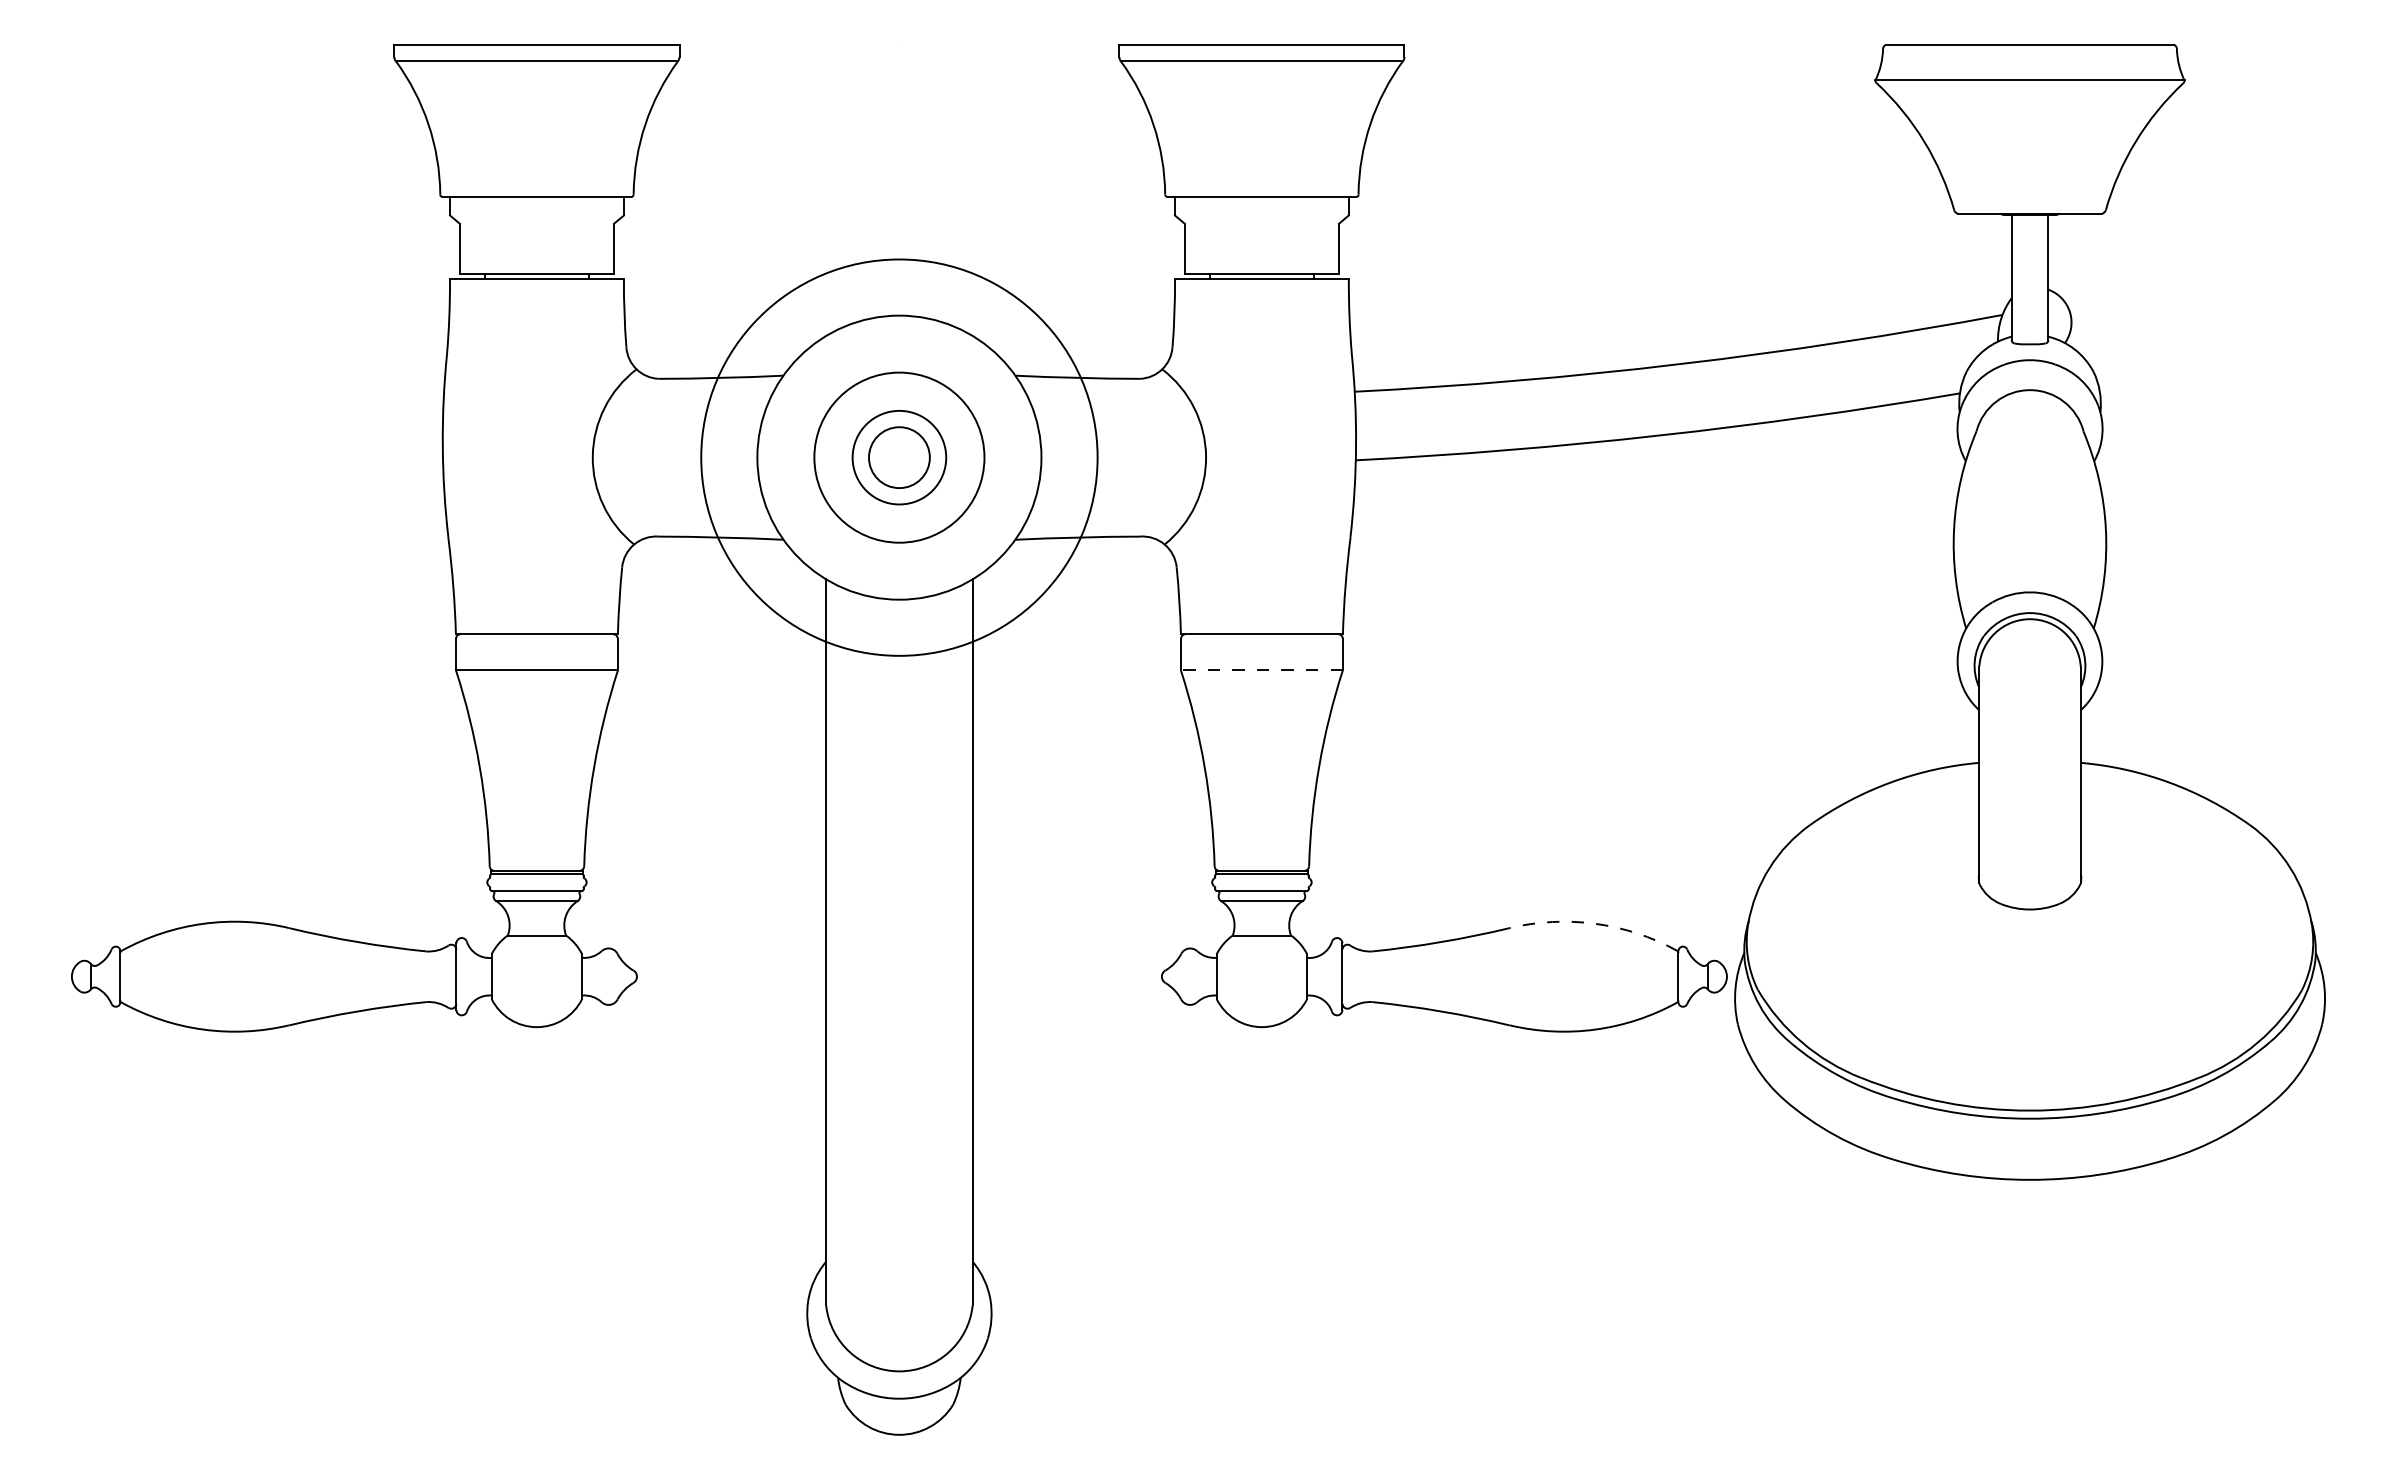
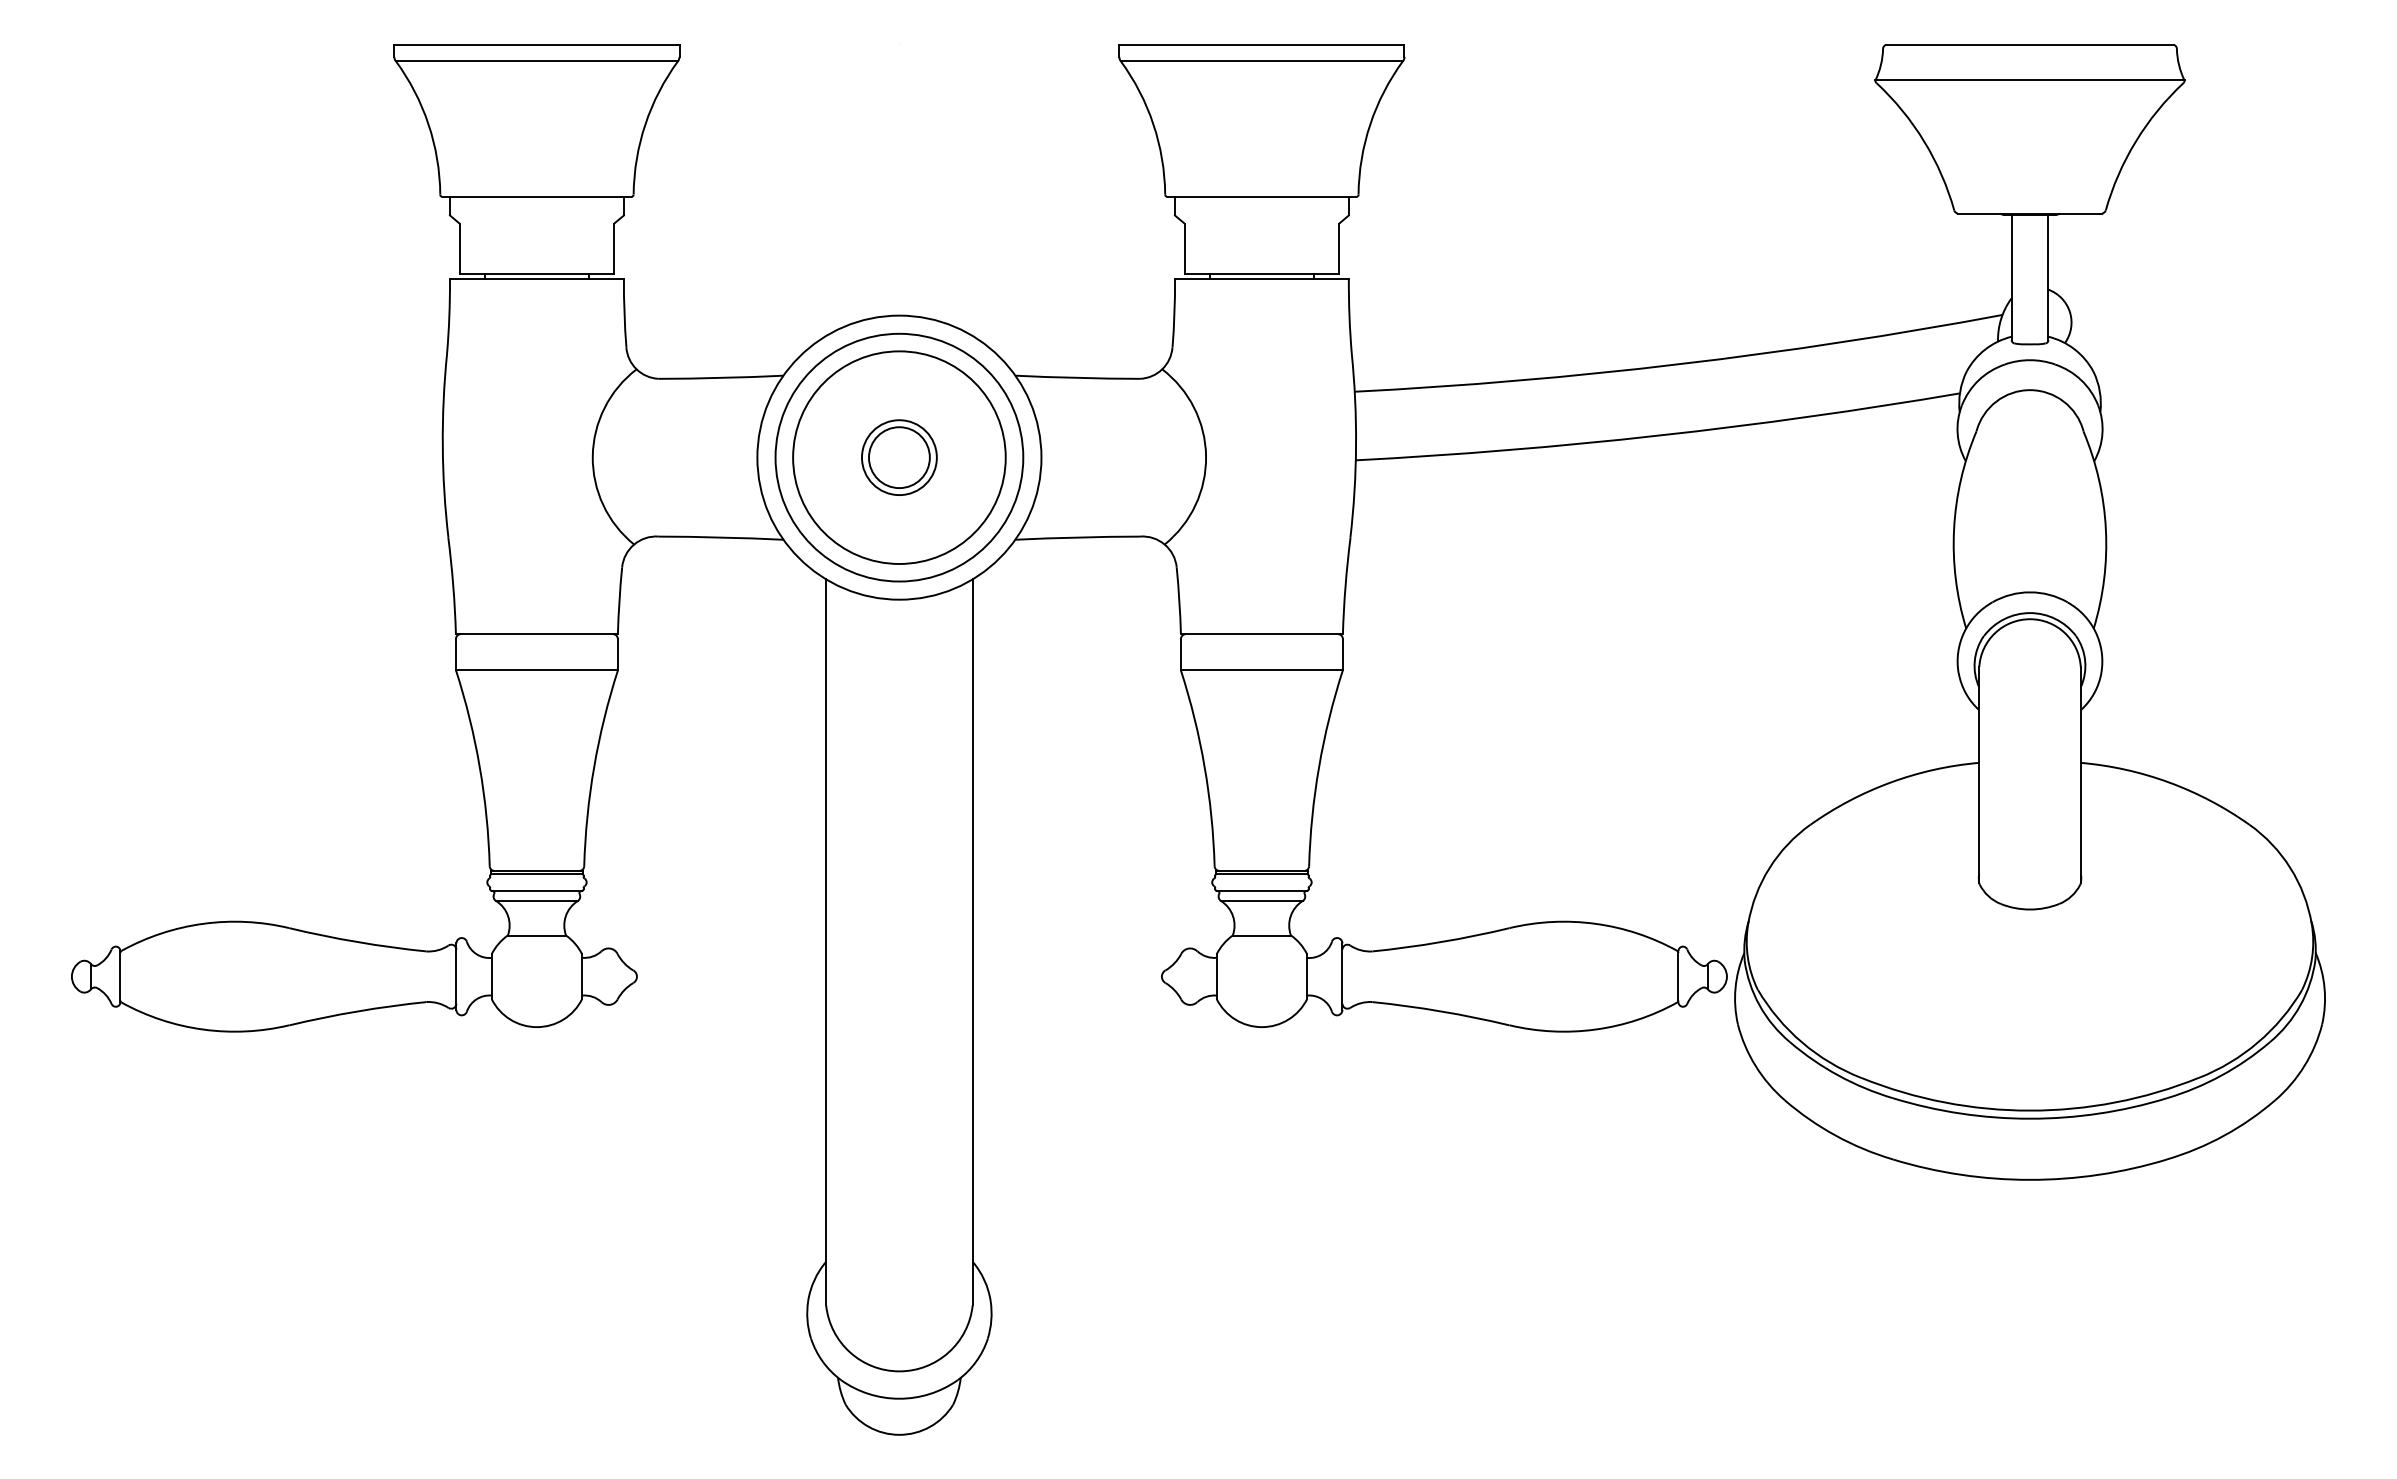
circle diameter: 170 px -> 213 px (899, 457)
circle diameter: 396 px -> 248 px (899, 457)
circle diameter: 94 px -> 75 px (898, 457)
line: dashed -> solid (1261, 670)
arc: dashed -> solid (1595, 923)
